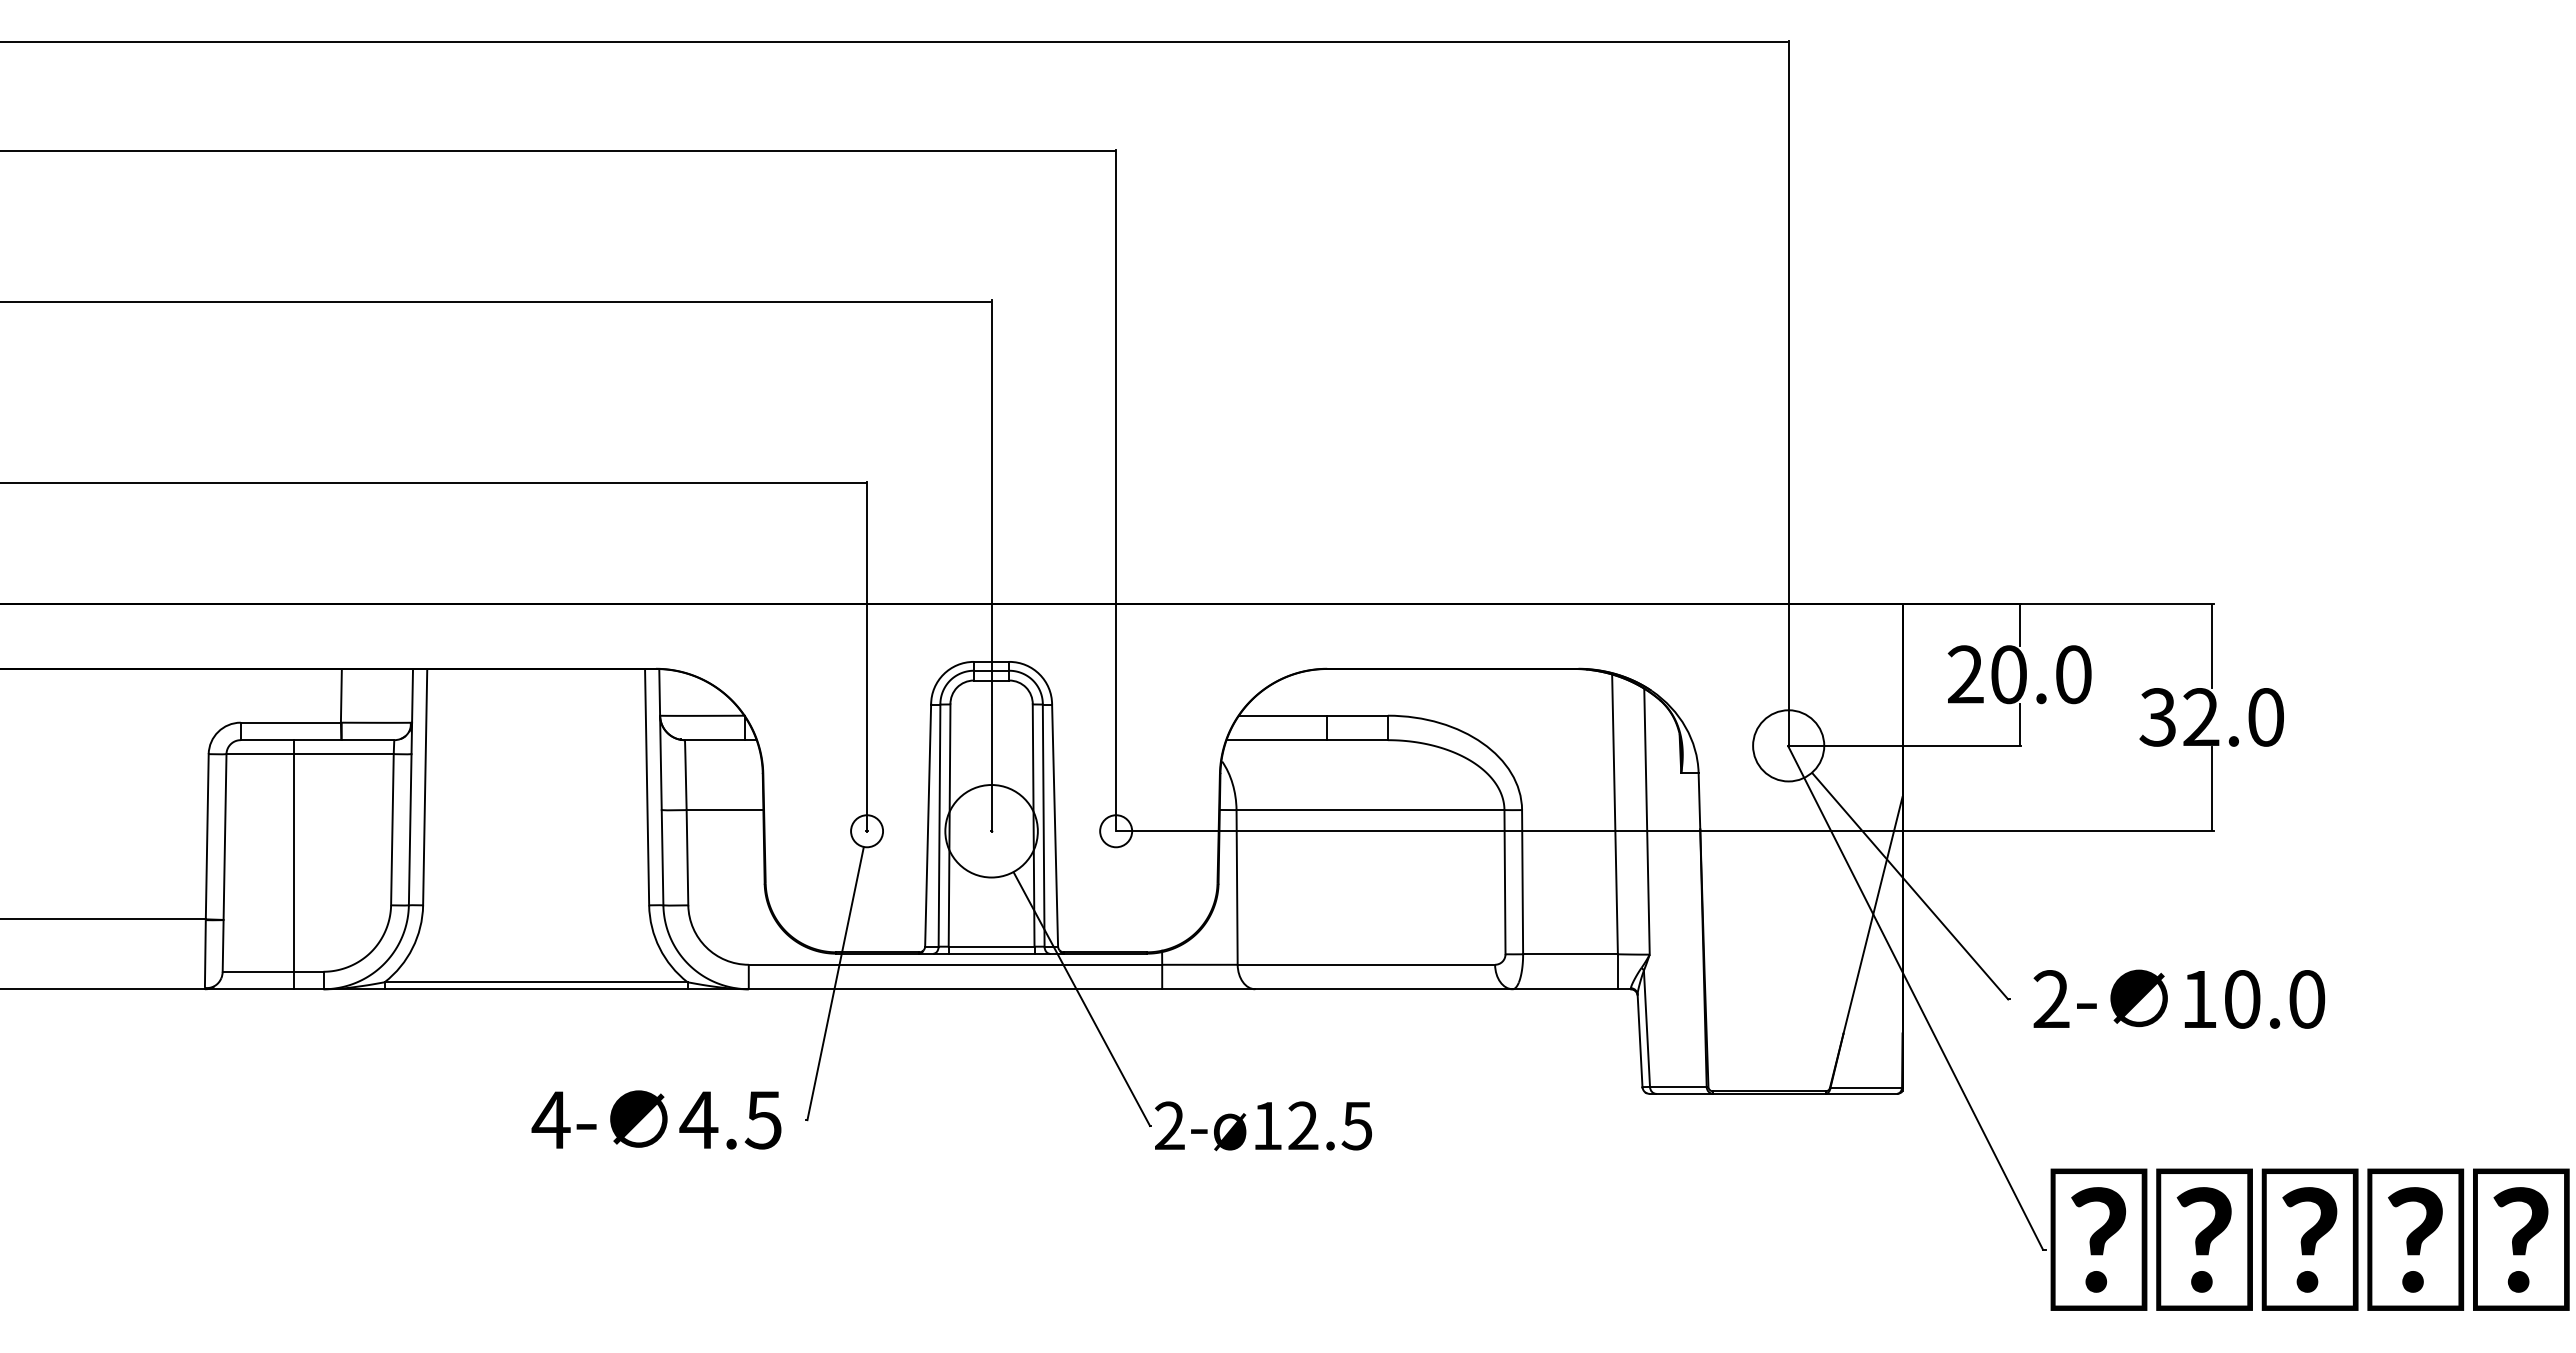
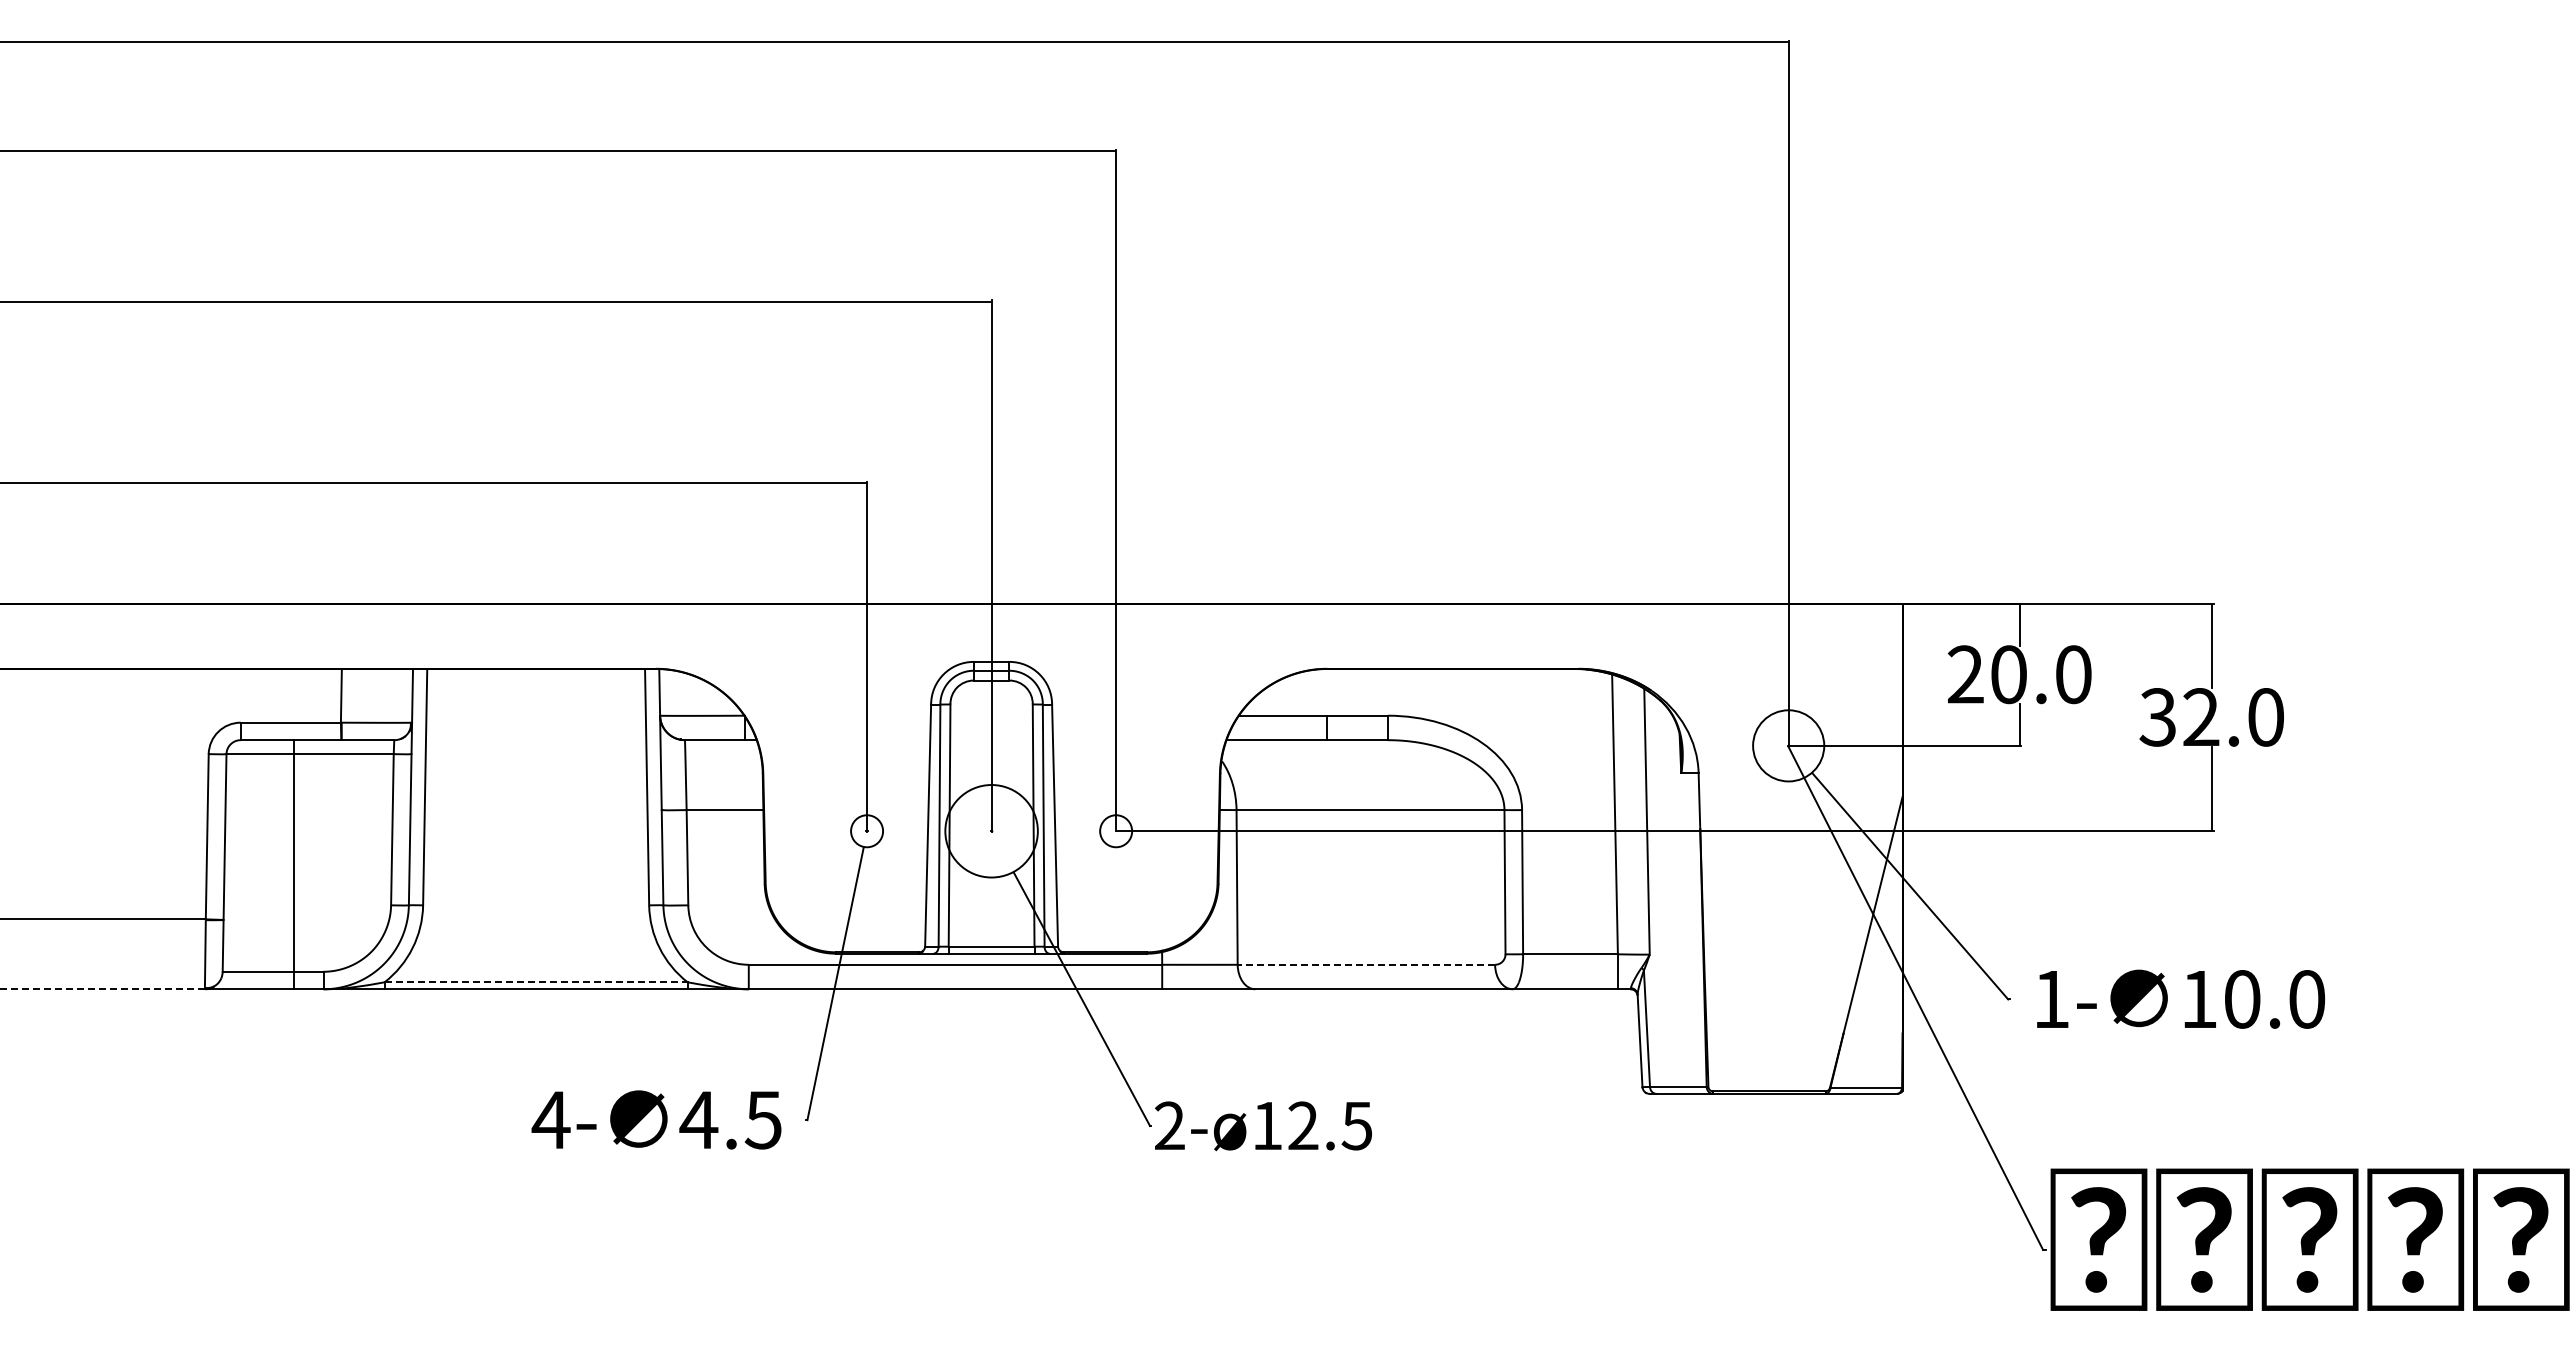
line: solid -> dashed (1366, 964)
line: solid -> dashed (536, 982)
line: solid -> dashed (102, 989)
text: 2- -> 1- (2051, 998)
